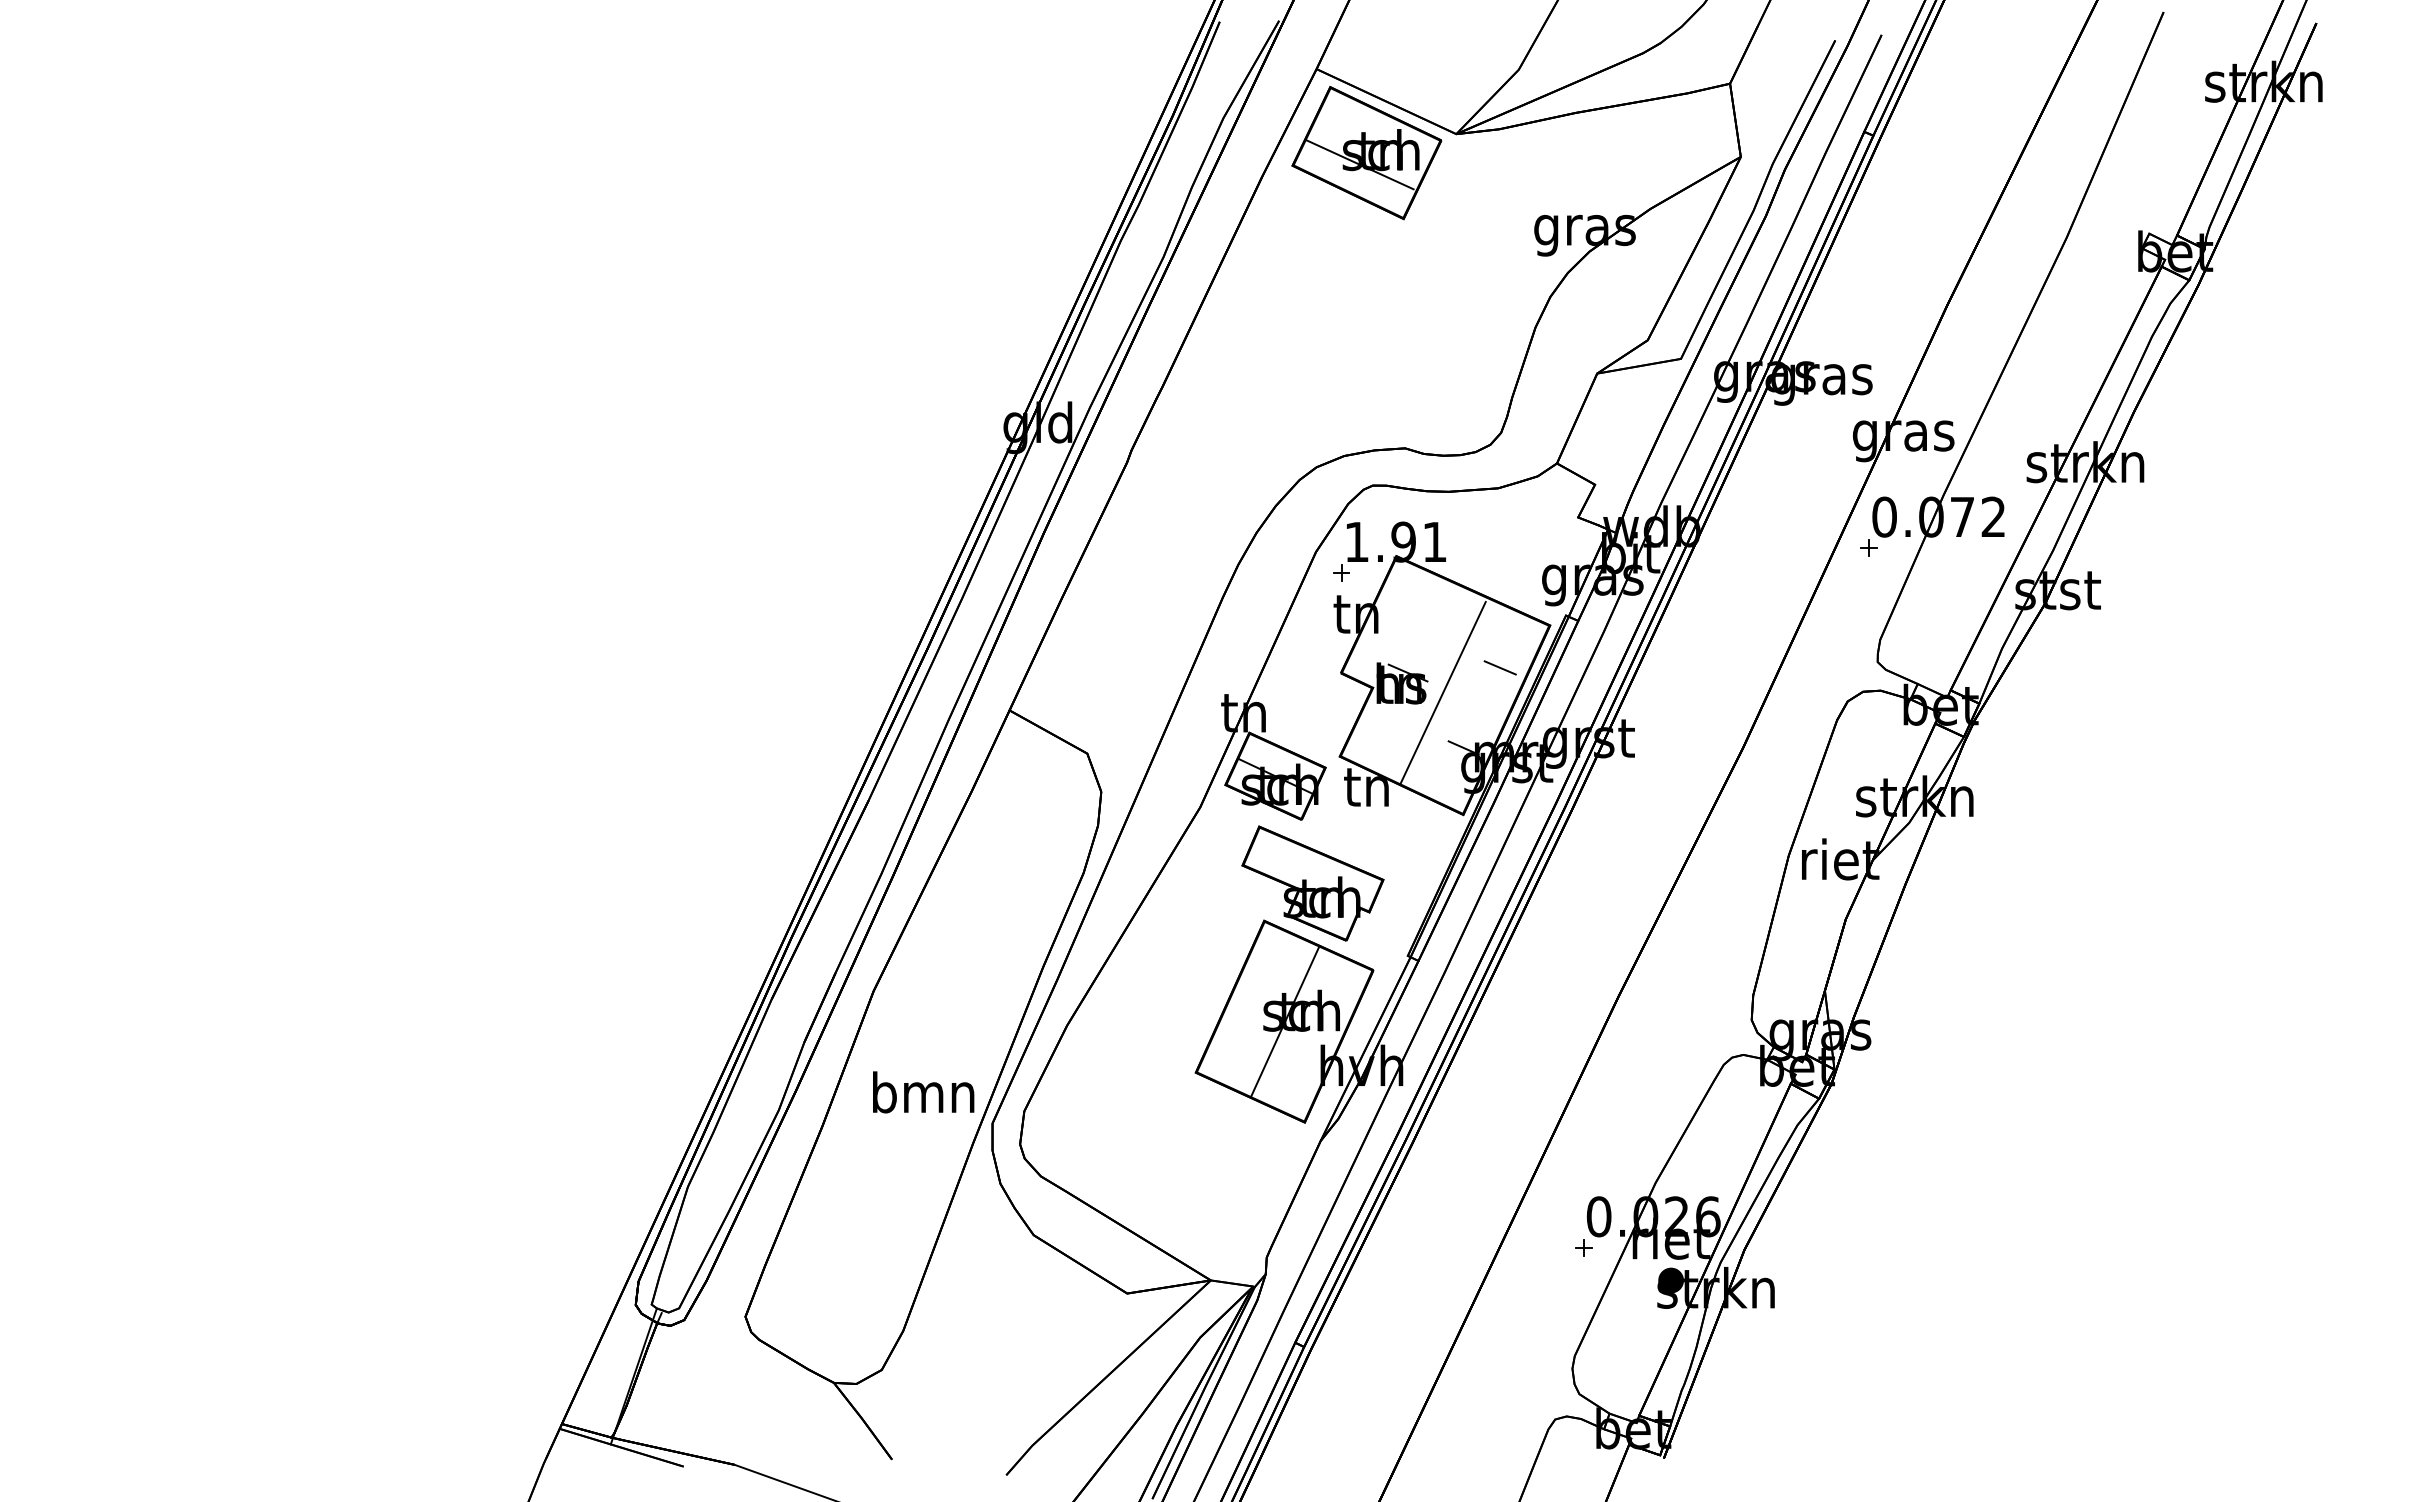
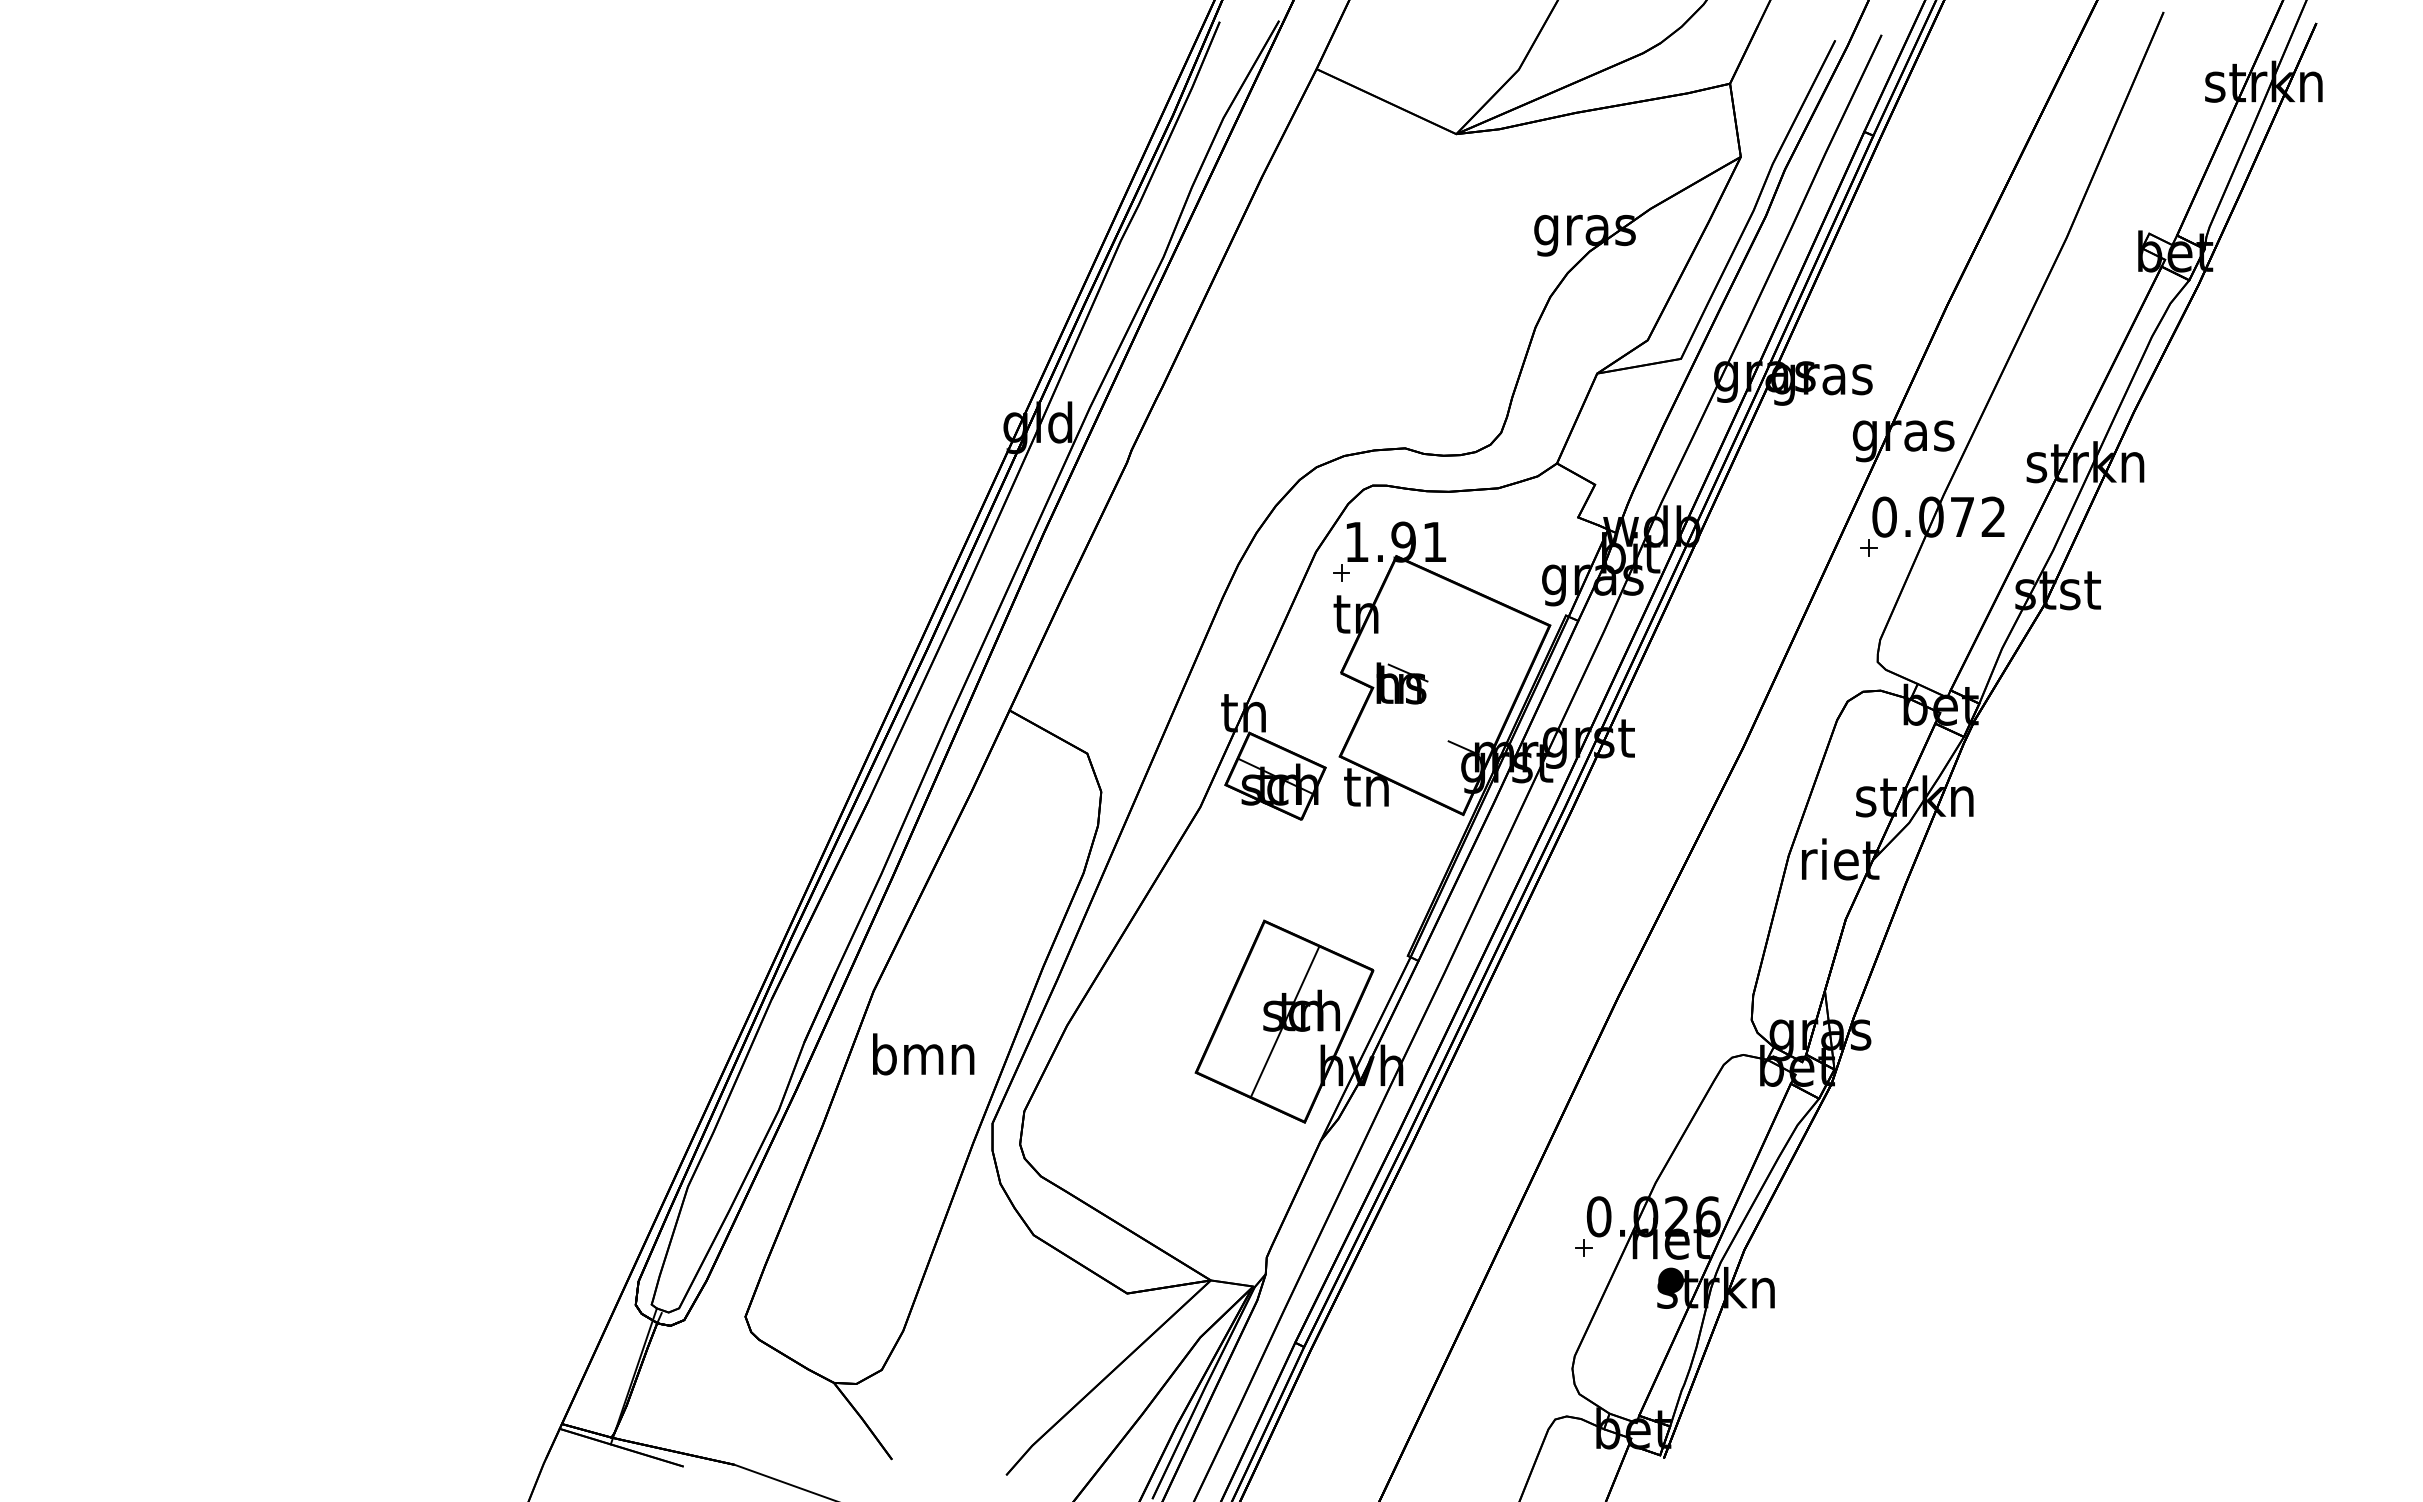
part: present -> none (1366, 153)
line: present -> none (1499, 667)
line: present -> none (1442, 692)
part: present -> none (1312, 883)
text position: (923, 1092) -> (923, 1054) (923, 1054)
